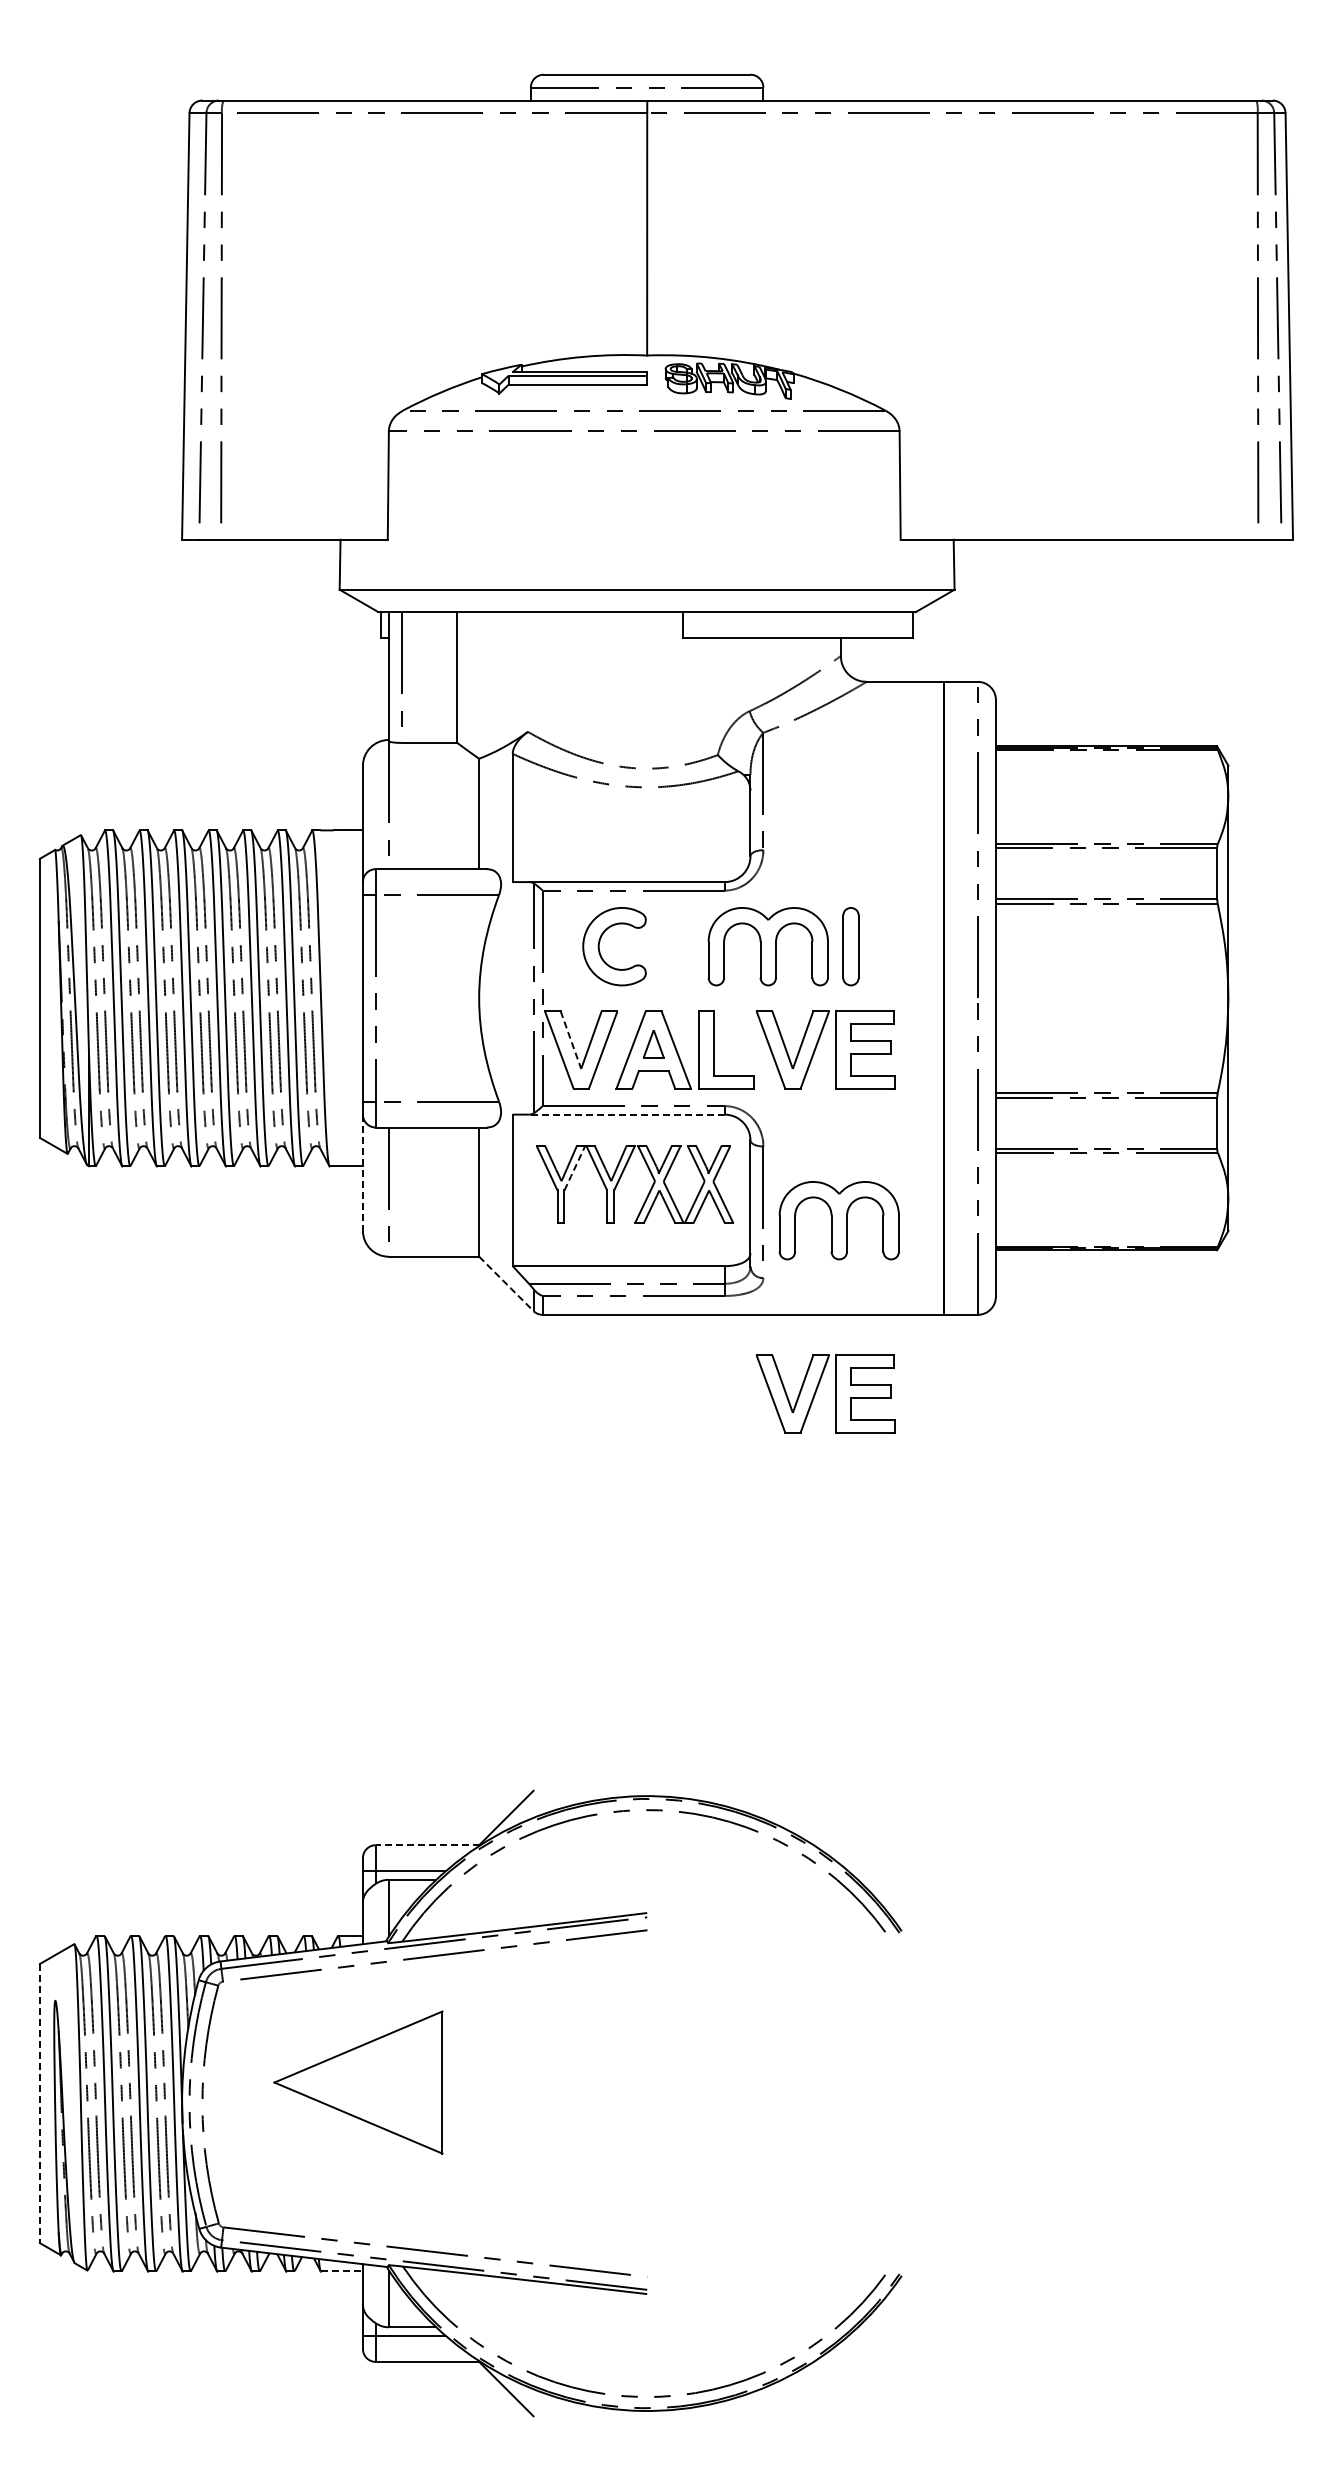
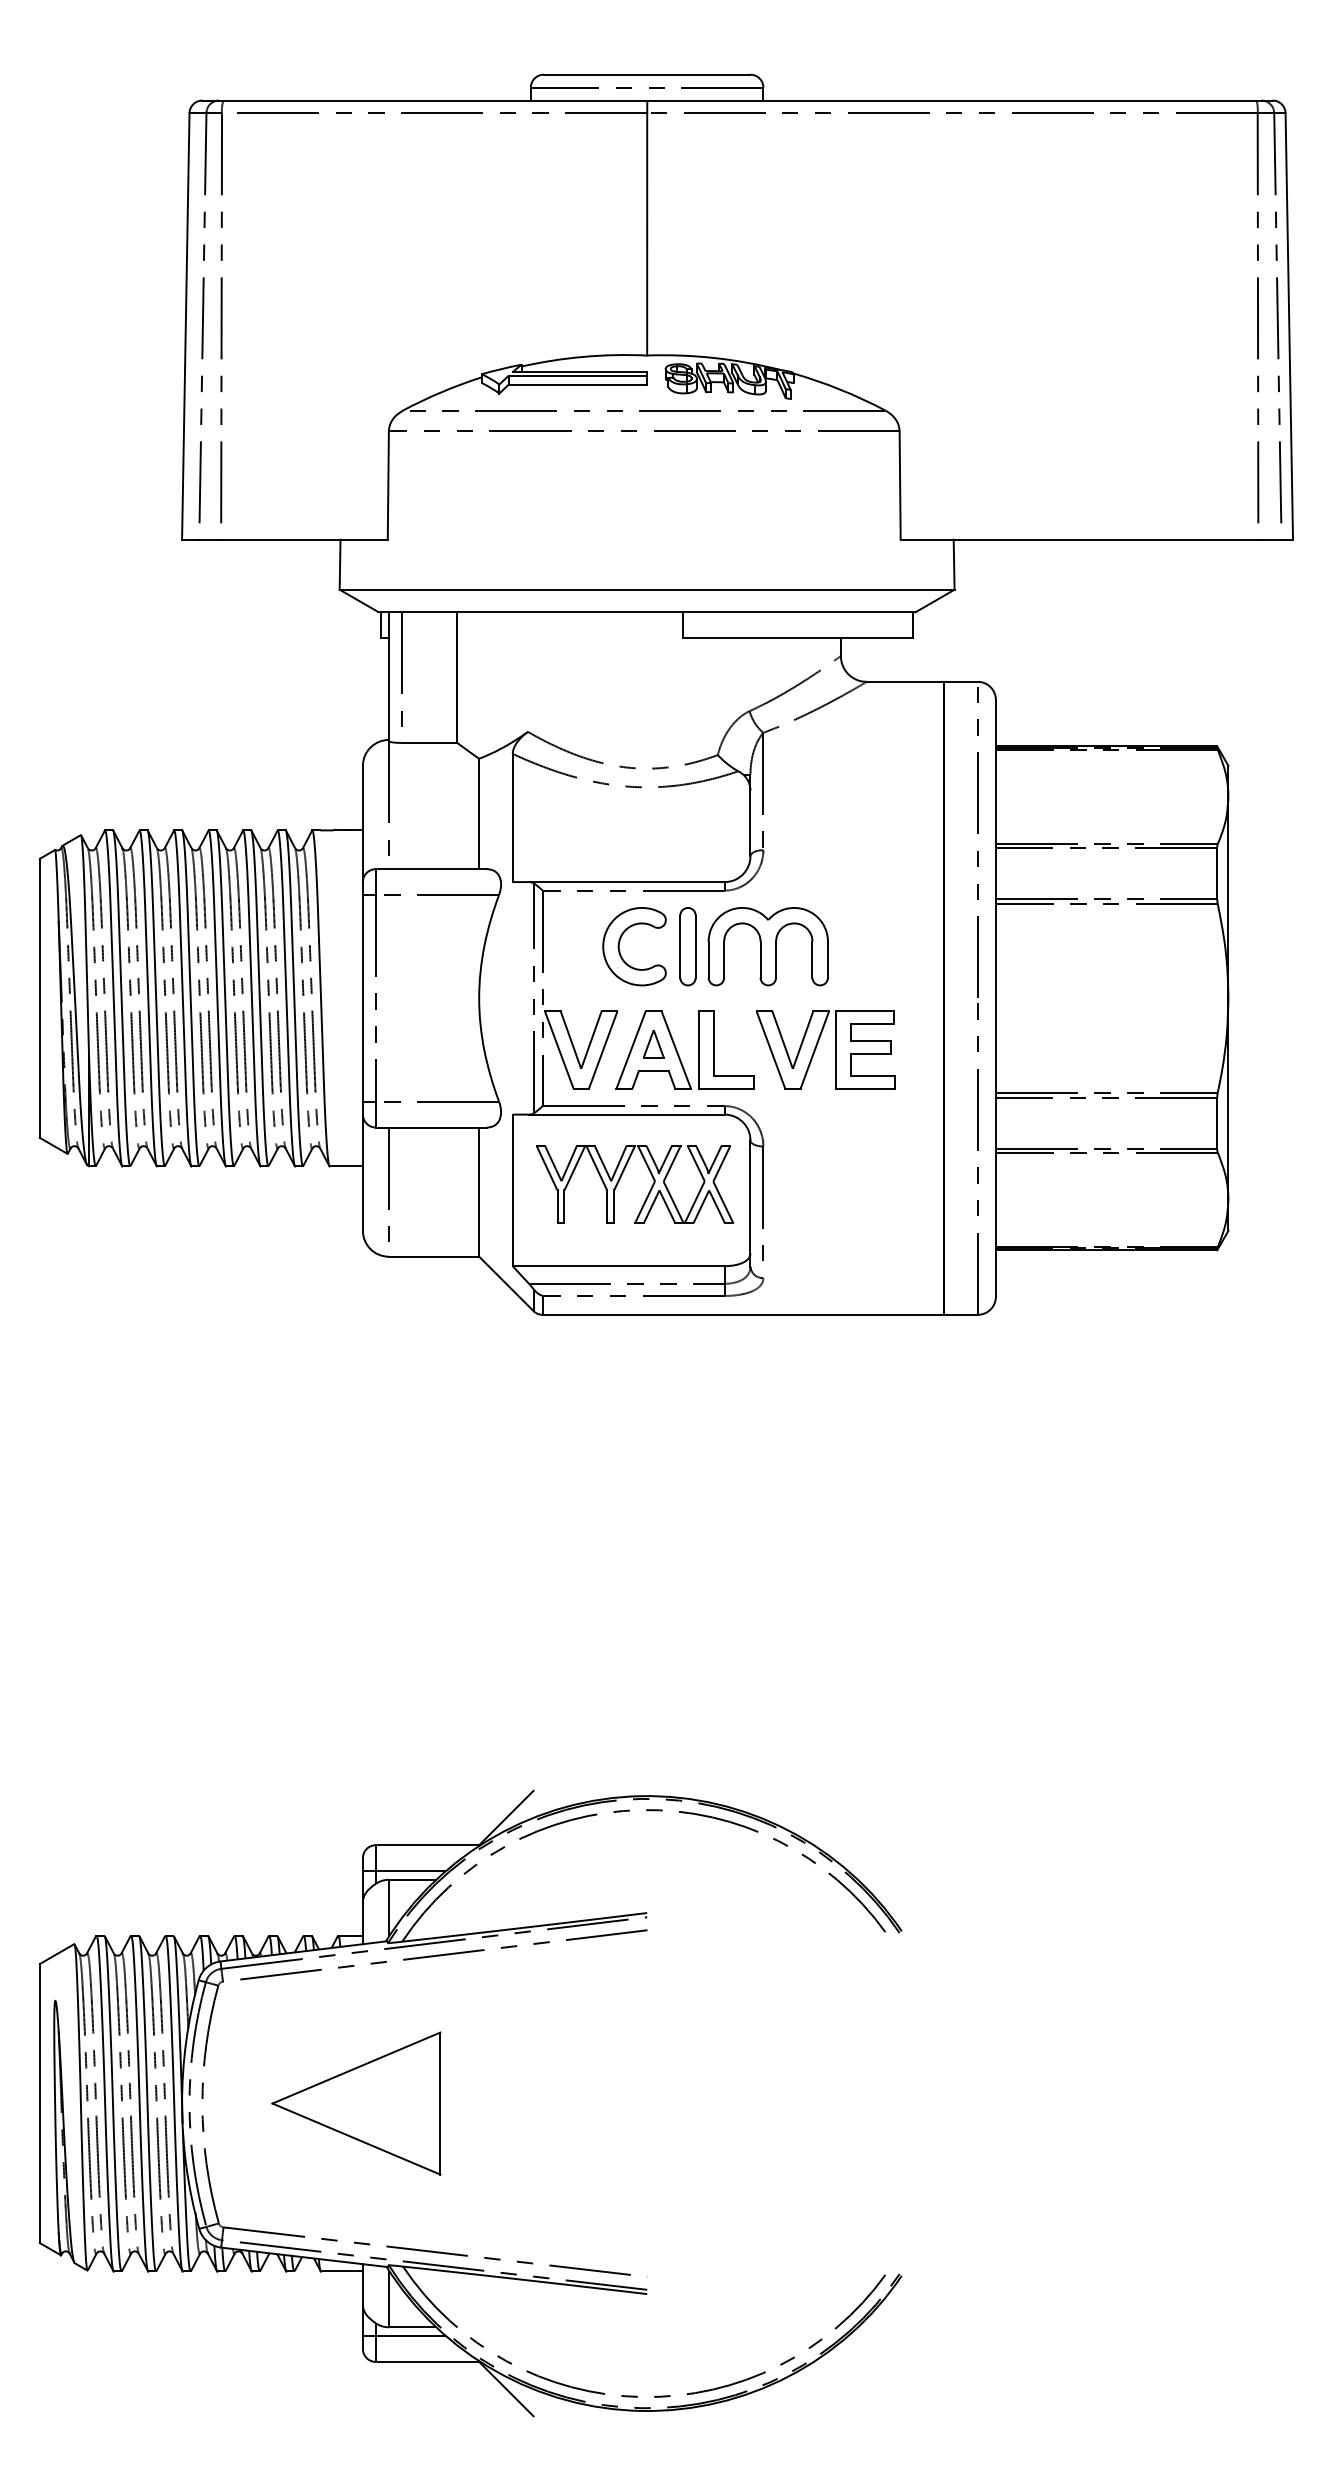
part position: (600, 941) -> (620, 941) (620, 941)
part position: (850, 946) -> (687, 946) (687, 946)
line: dashed -> solid (571, 1040)
line: dashed -> solid (626, 1114)
line: dashed -> solid (575, 1167)
line: dashed -> solid (362, 1173)
part: present -> none (838, 1220)
line: dashed -> solid (506, 1284)
part: present -> none (817, 1390)
line: dashed -> solid (427, 1845)
part position: (358, 2082) -> (356, 2103) (356, 2103)
line: dashed -> solid (39, 2103)
line: dashed -> solid (341, 2271)
